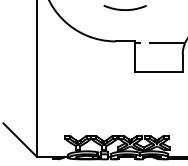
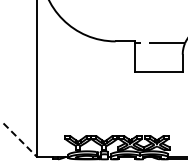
arc: present -> none (124, 9)
line: solid -> dashed (20, 140)
